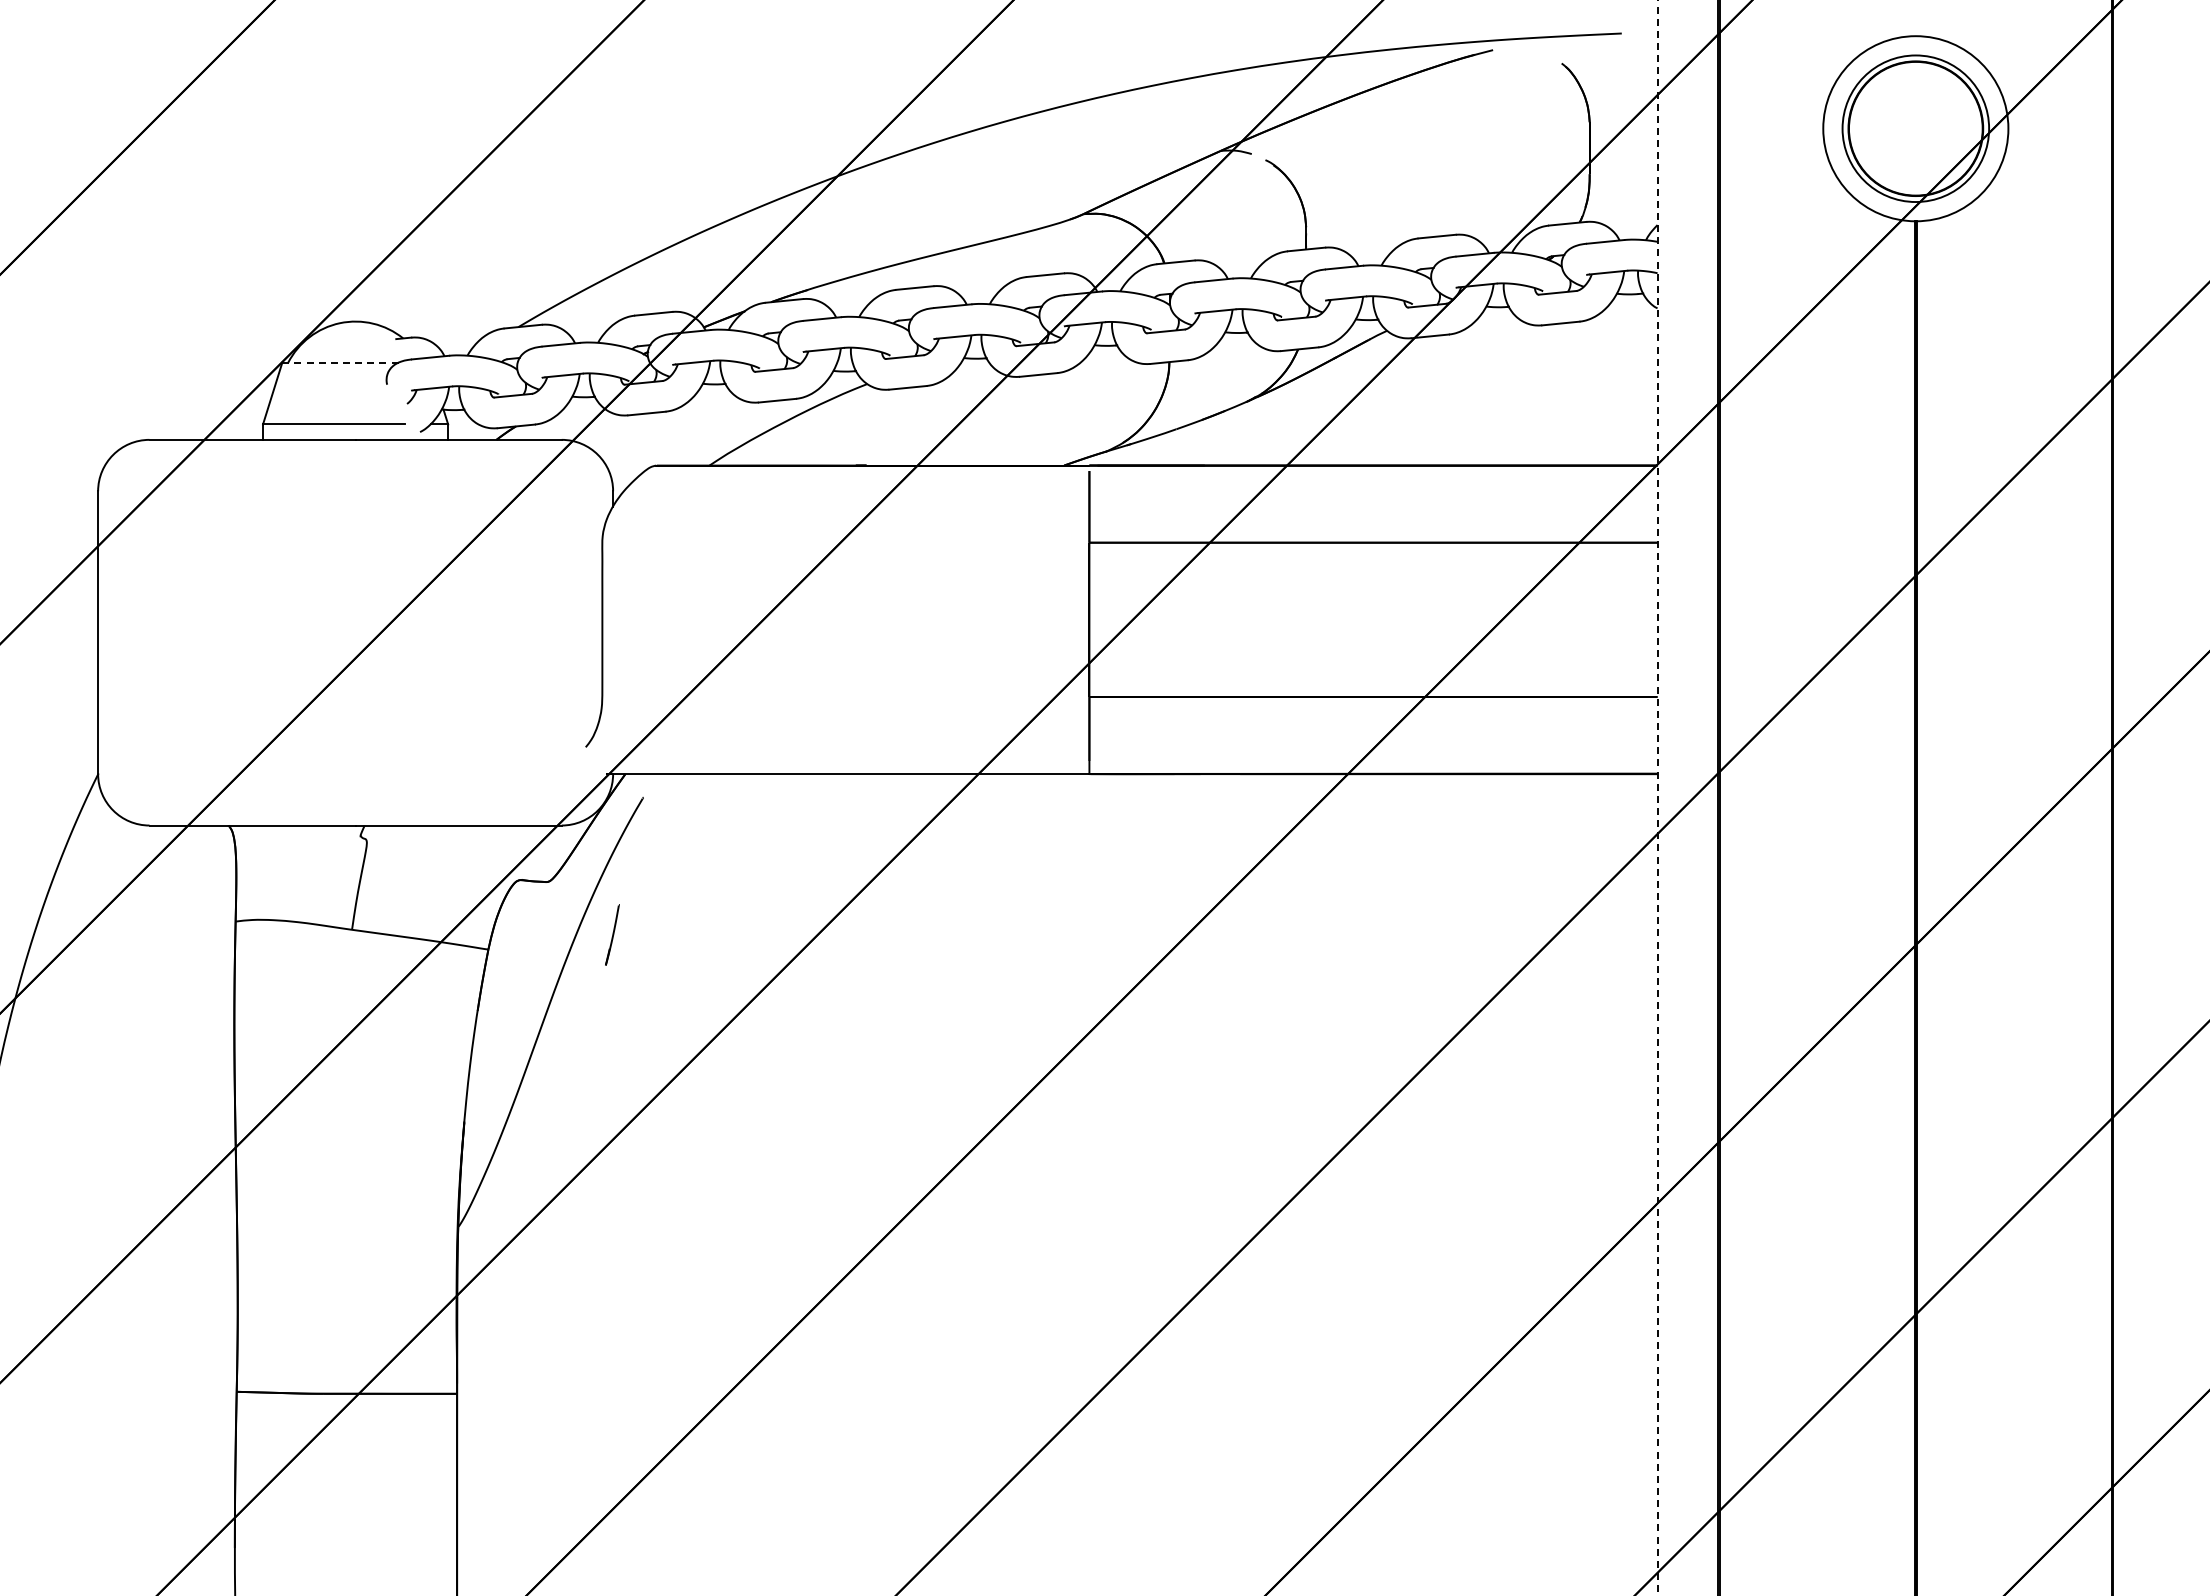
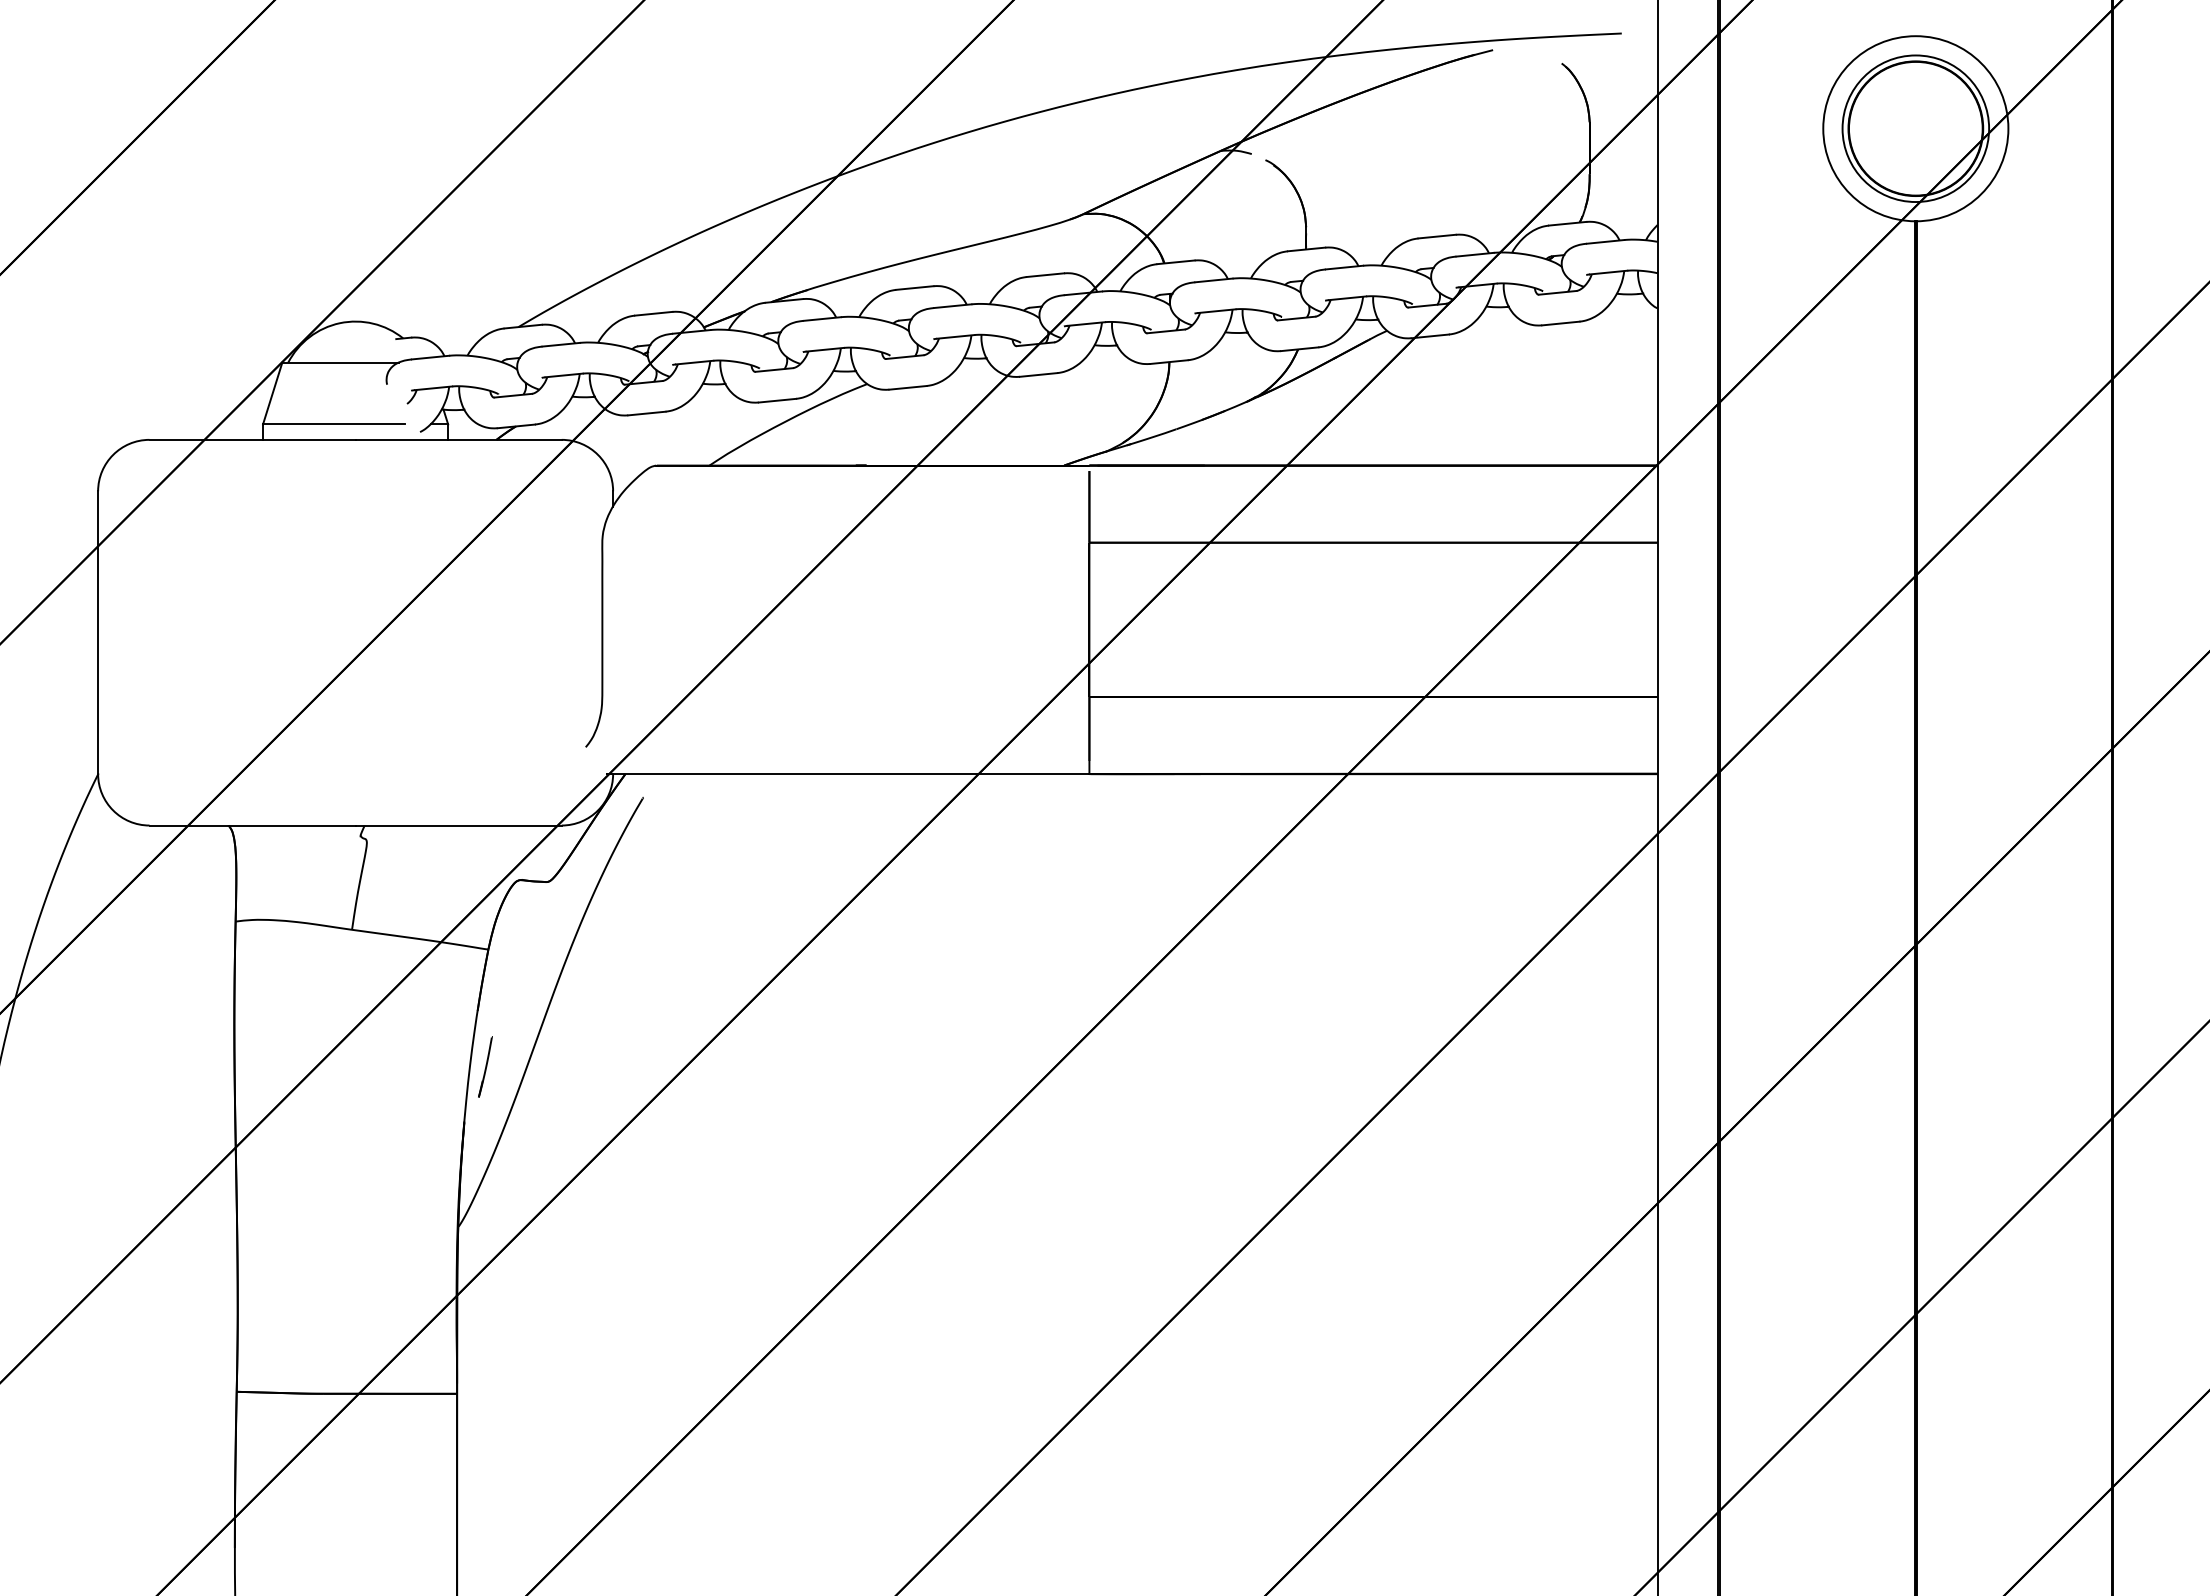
line: dashed -> solid (341, 362)
line: dashed -> solid (1657, 798)
line position: (612, 934) -> (485, 1066) (485, 1066)
